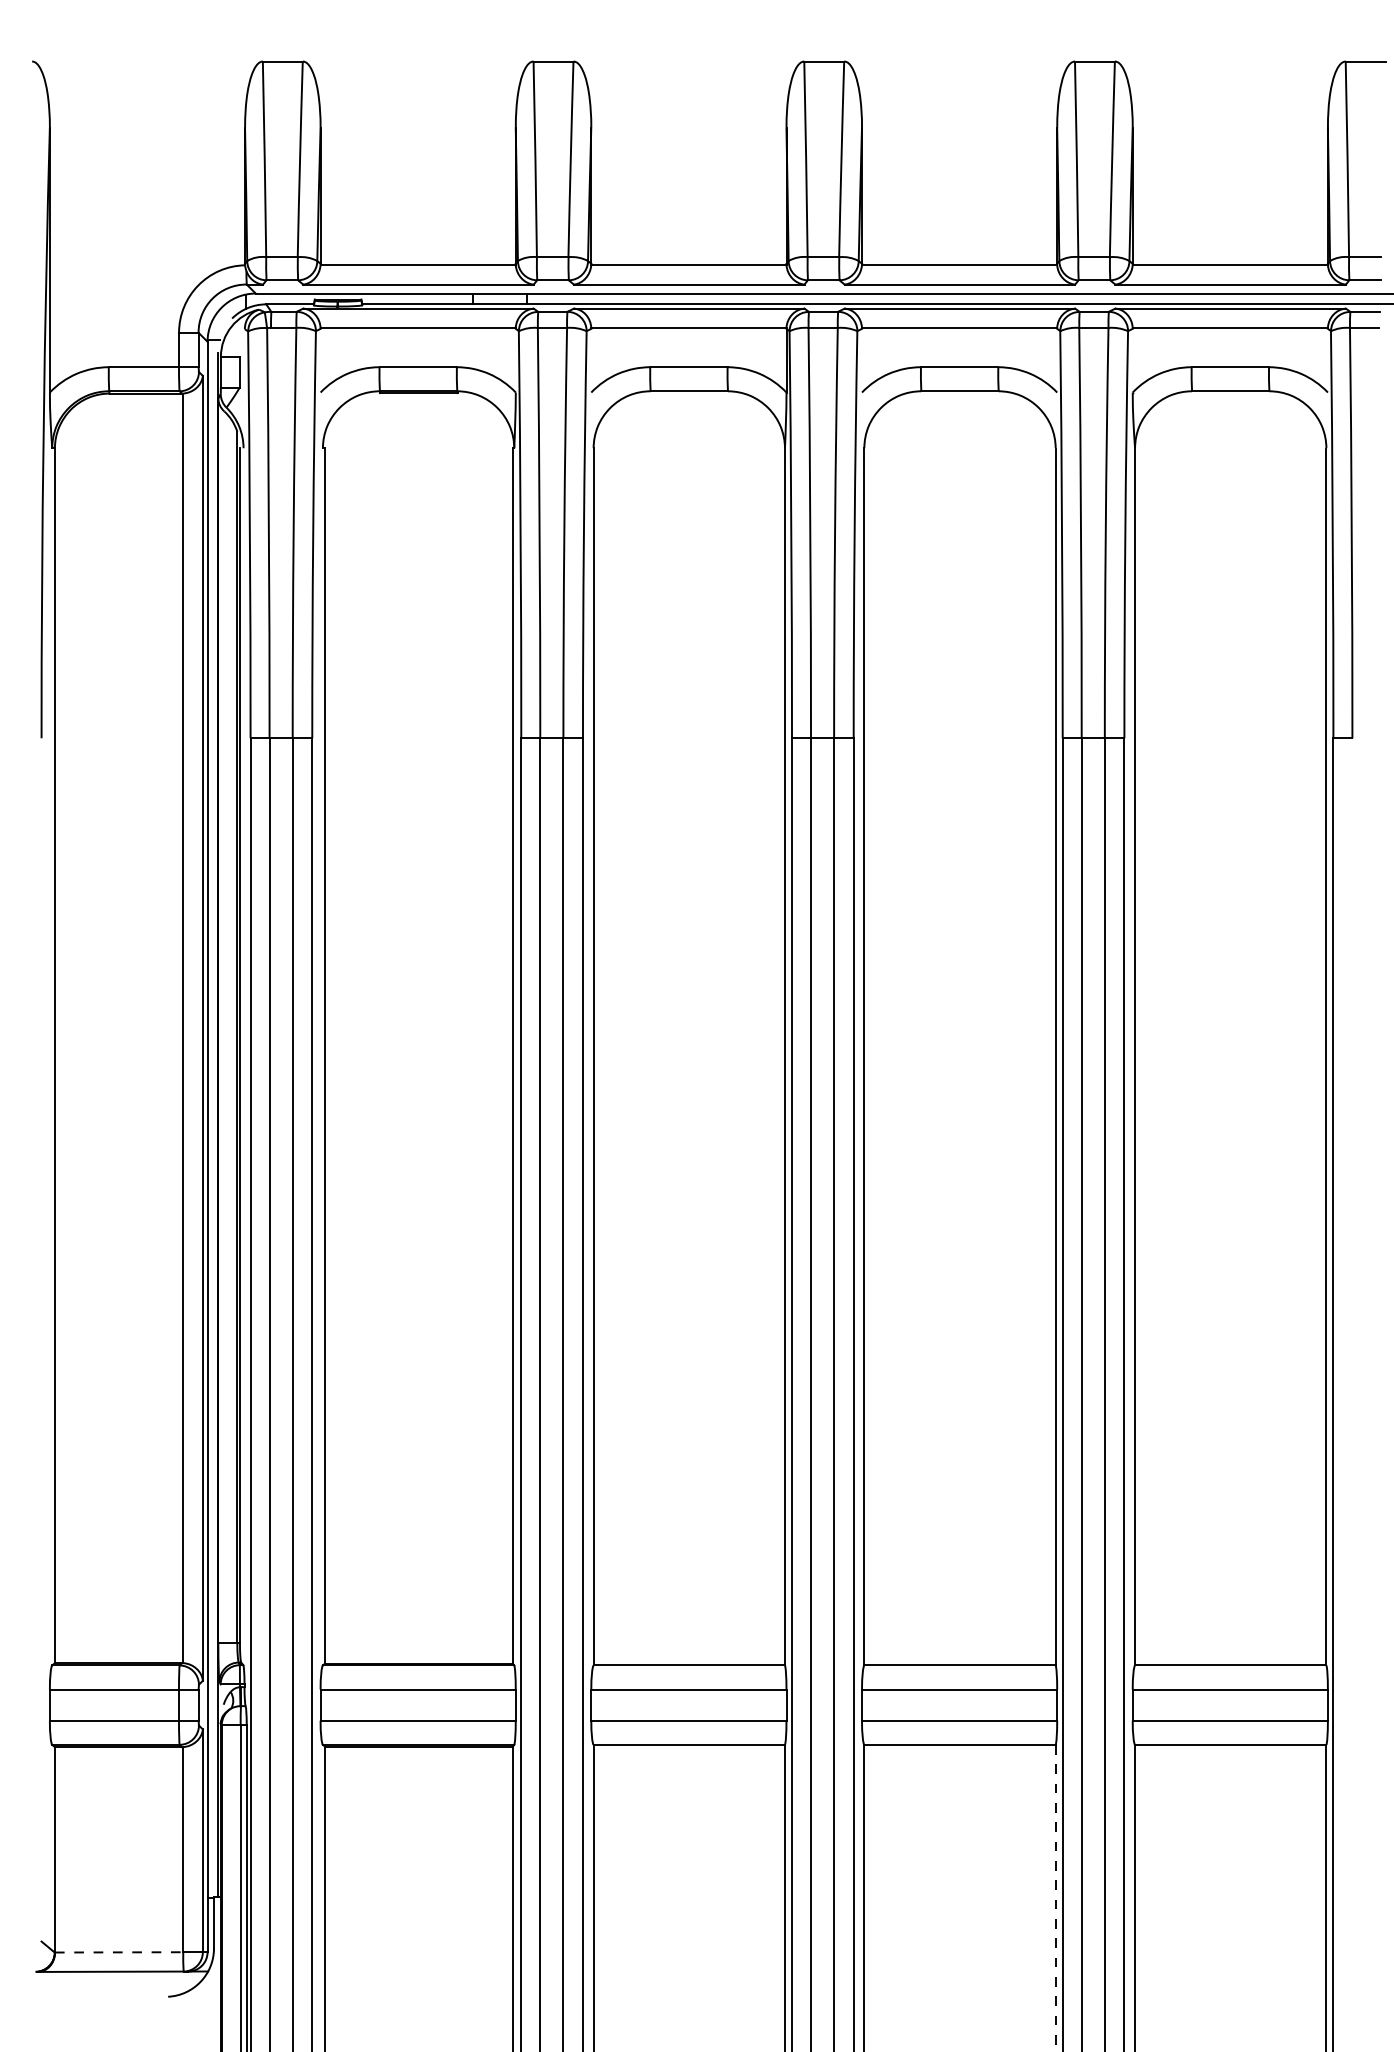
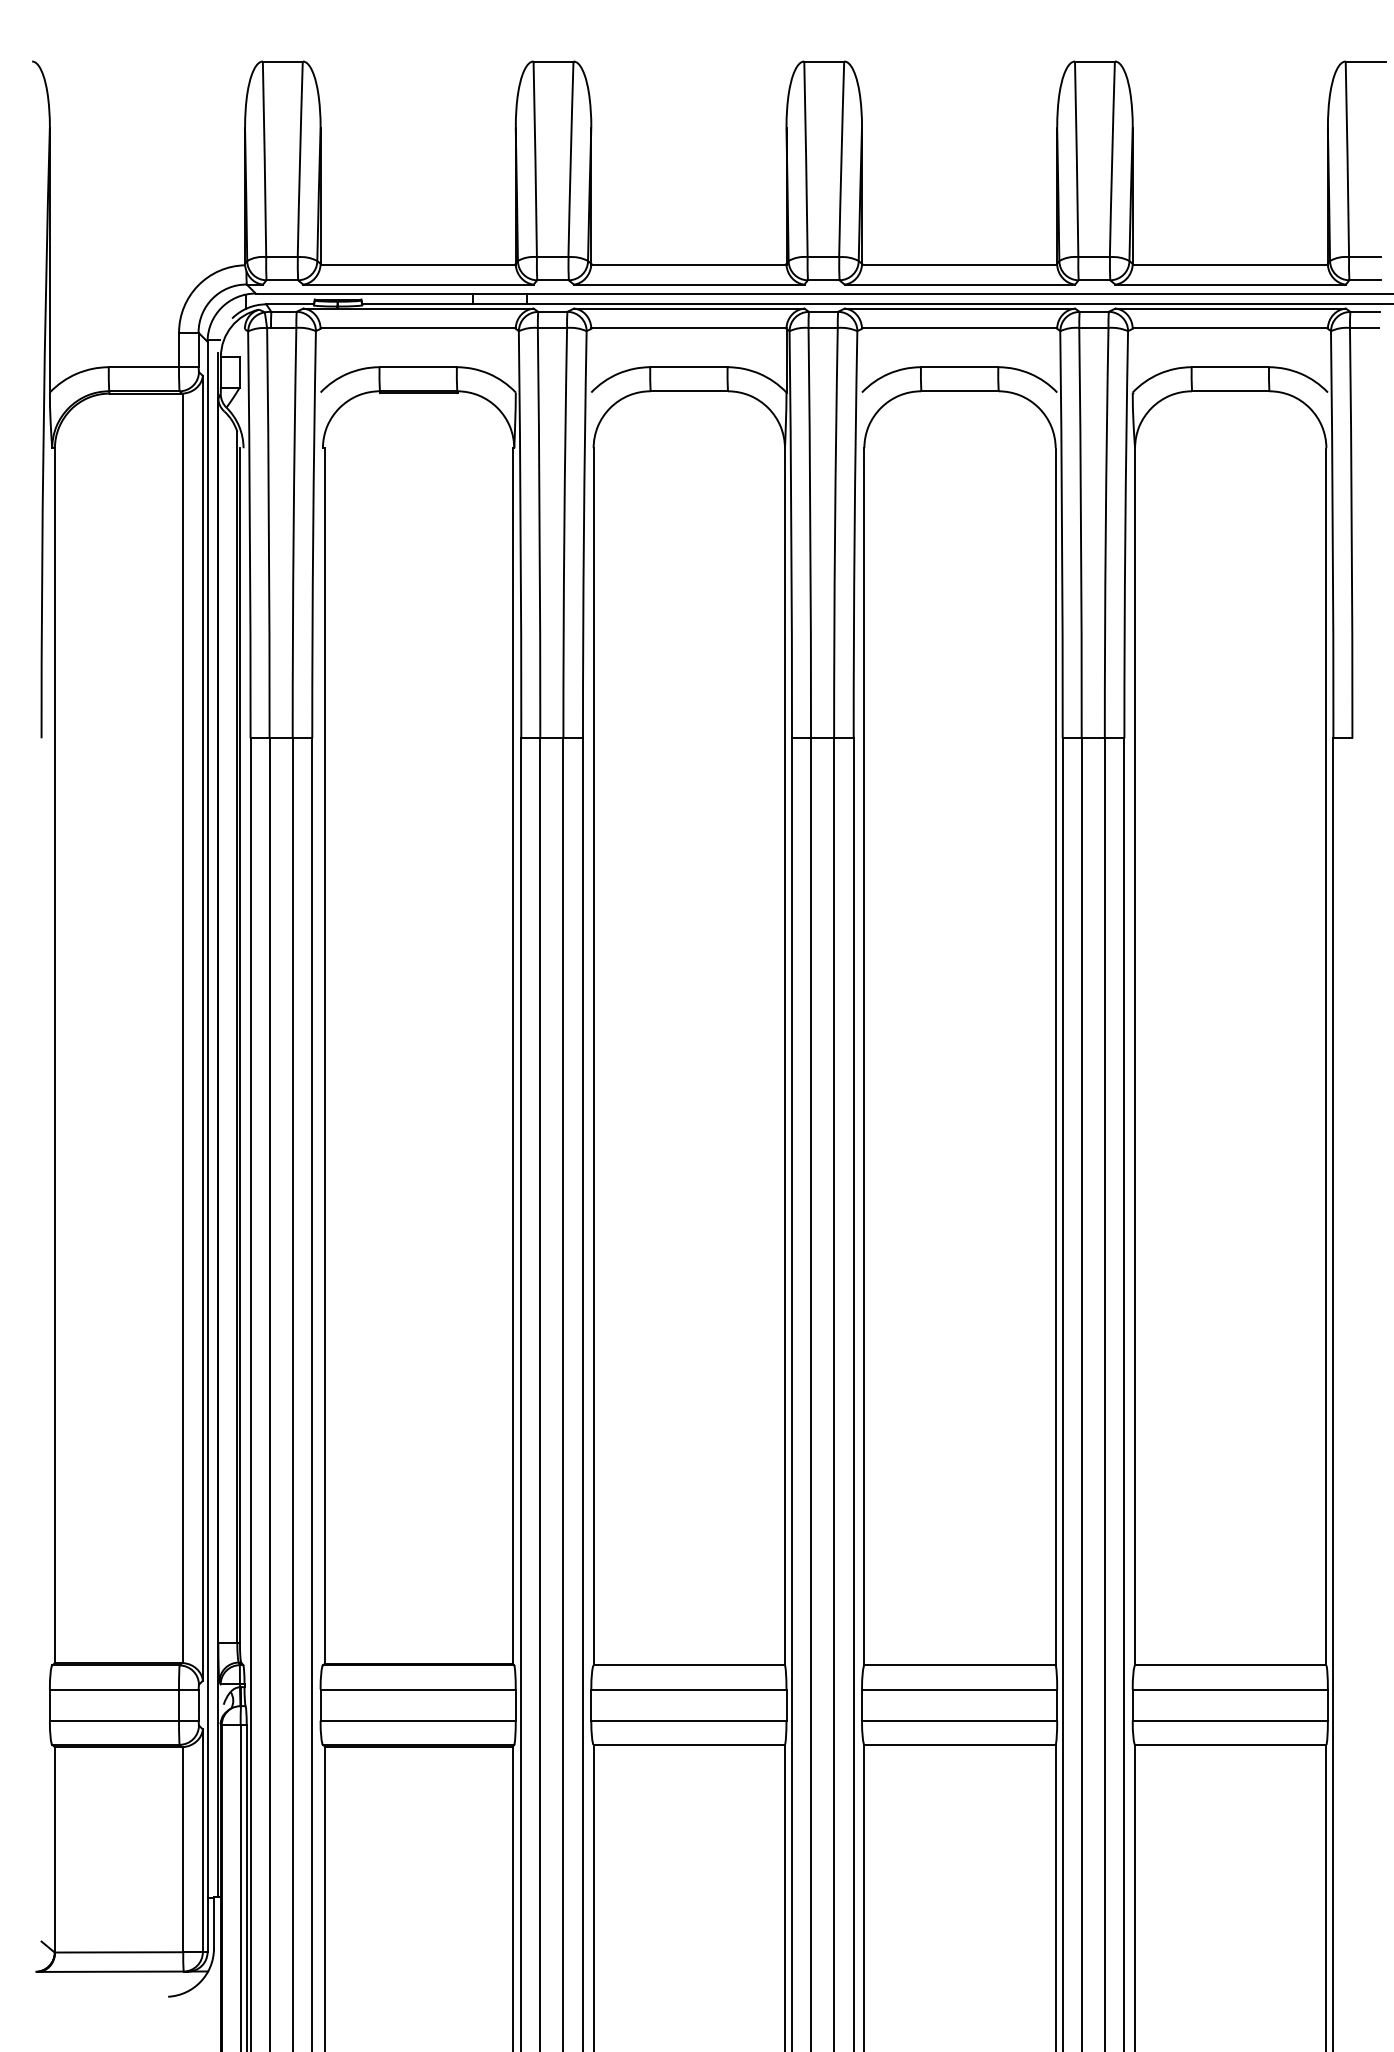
line: dashed -> solid (1055, 1898)
line: dashed -> solid (119, 1952)
